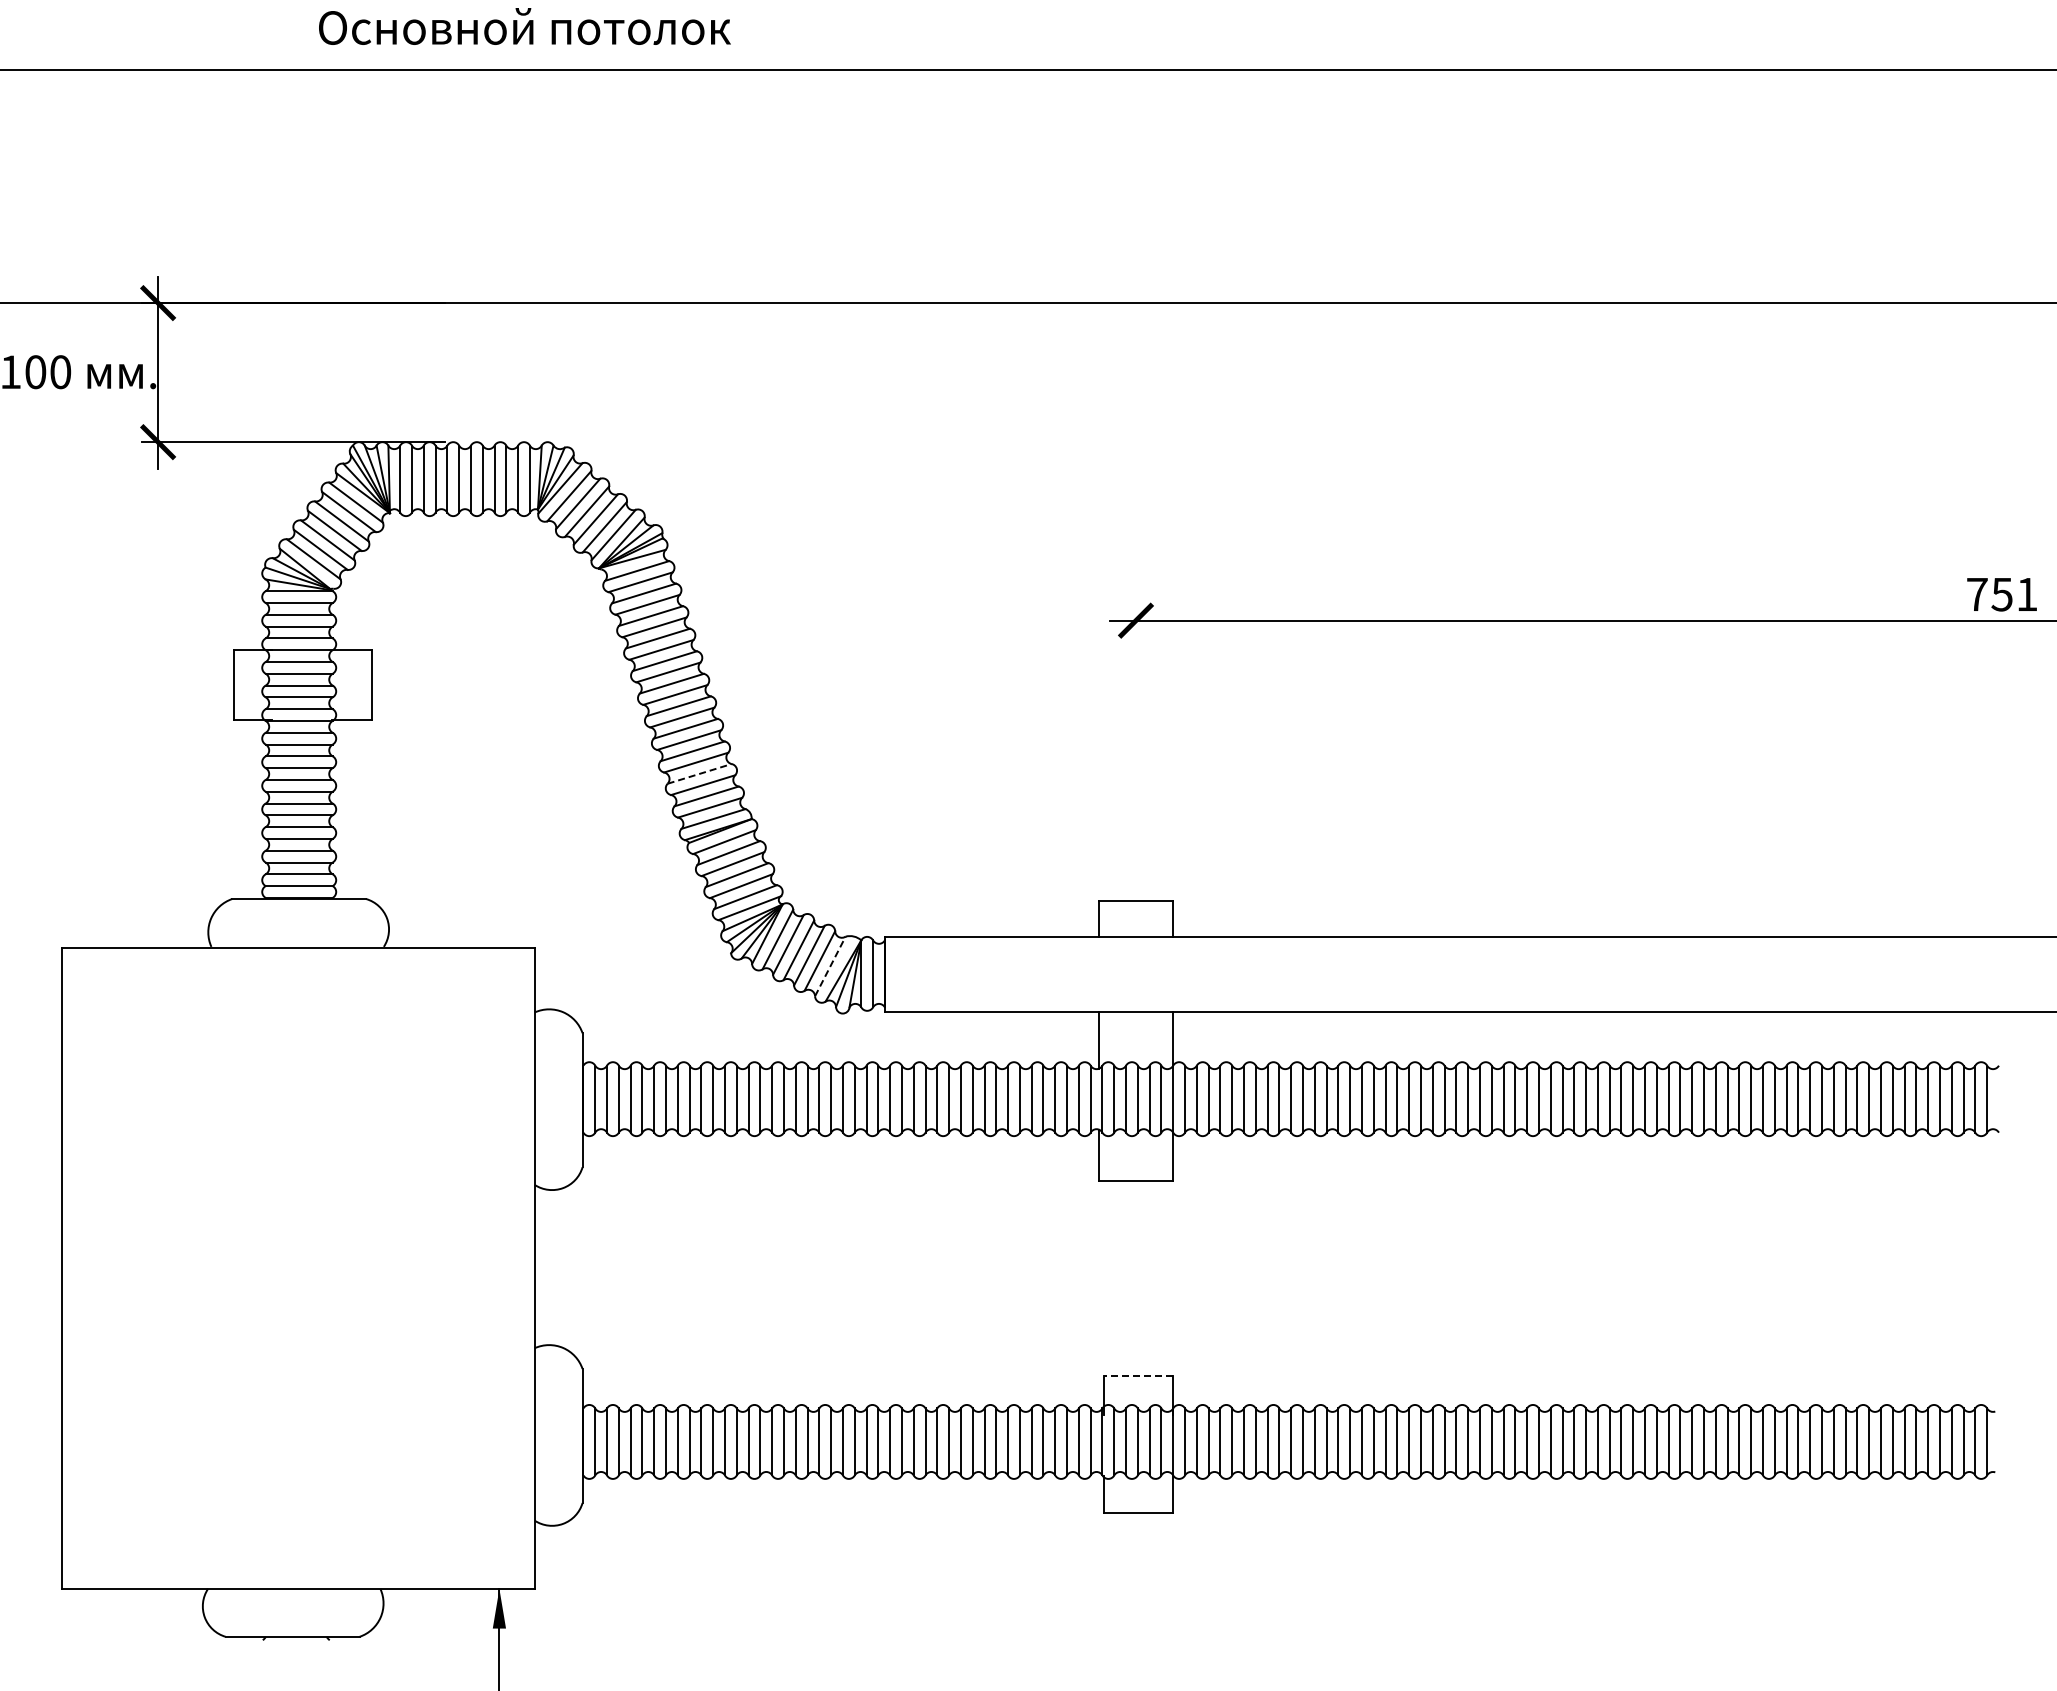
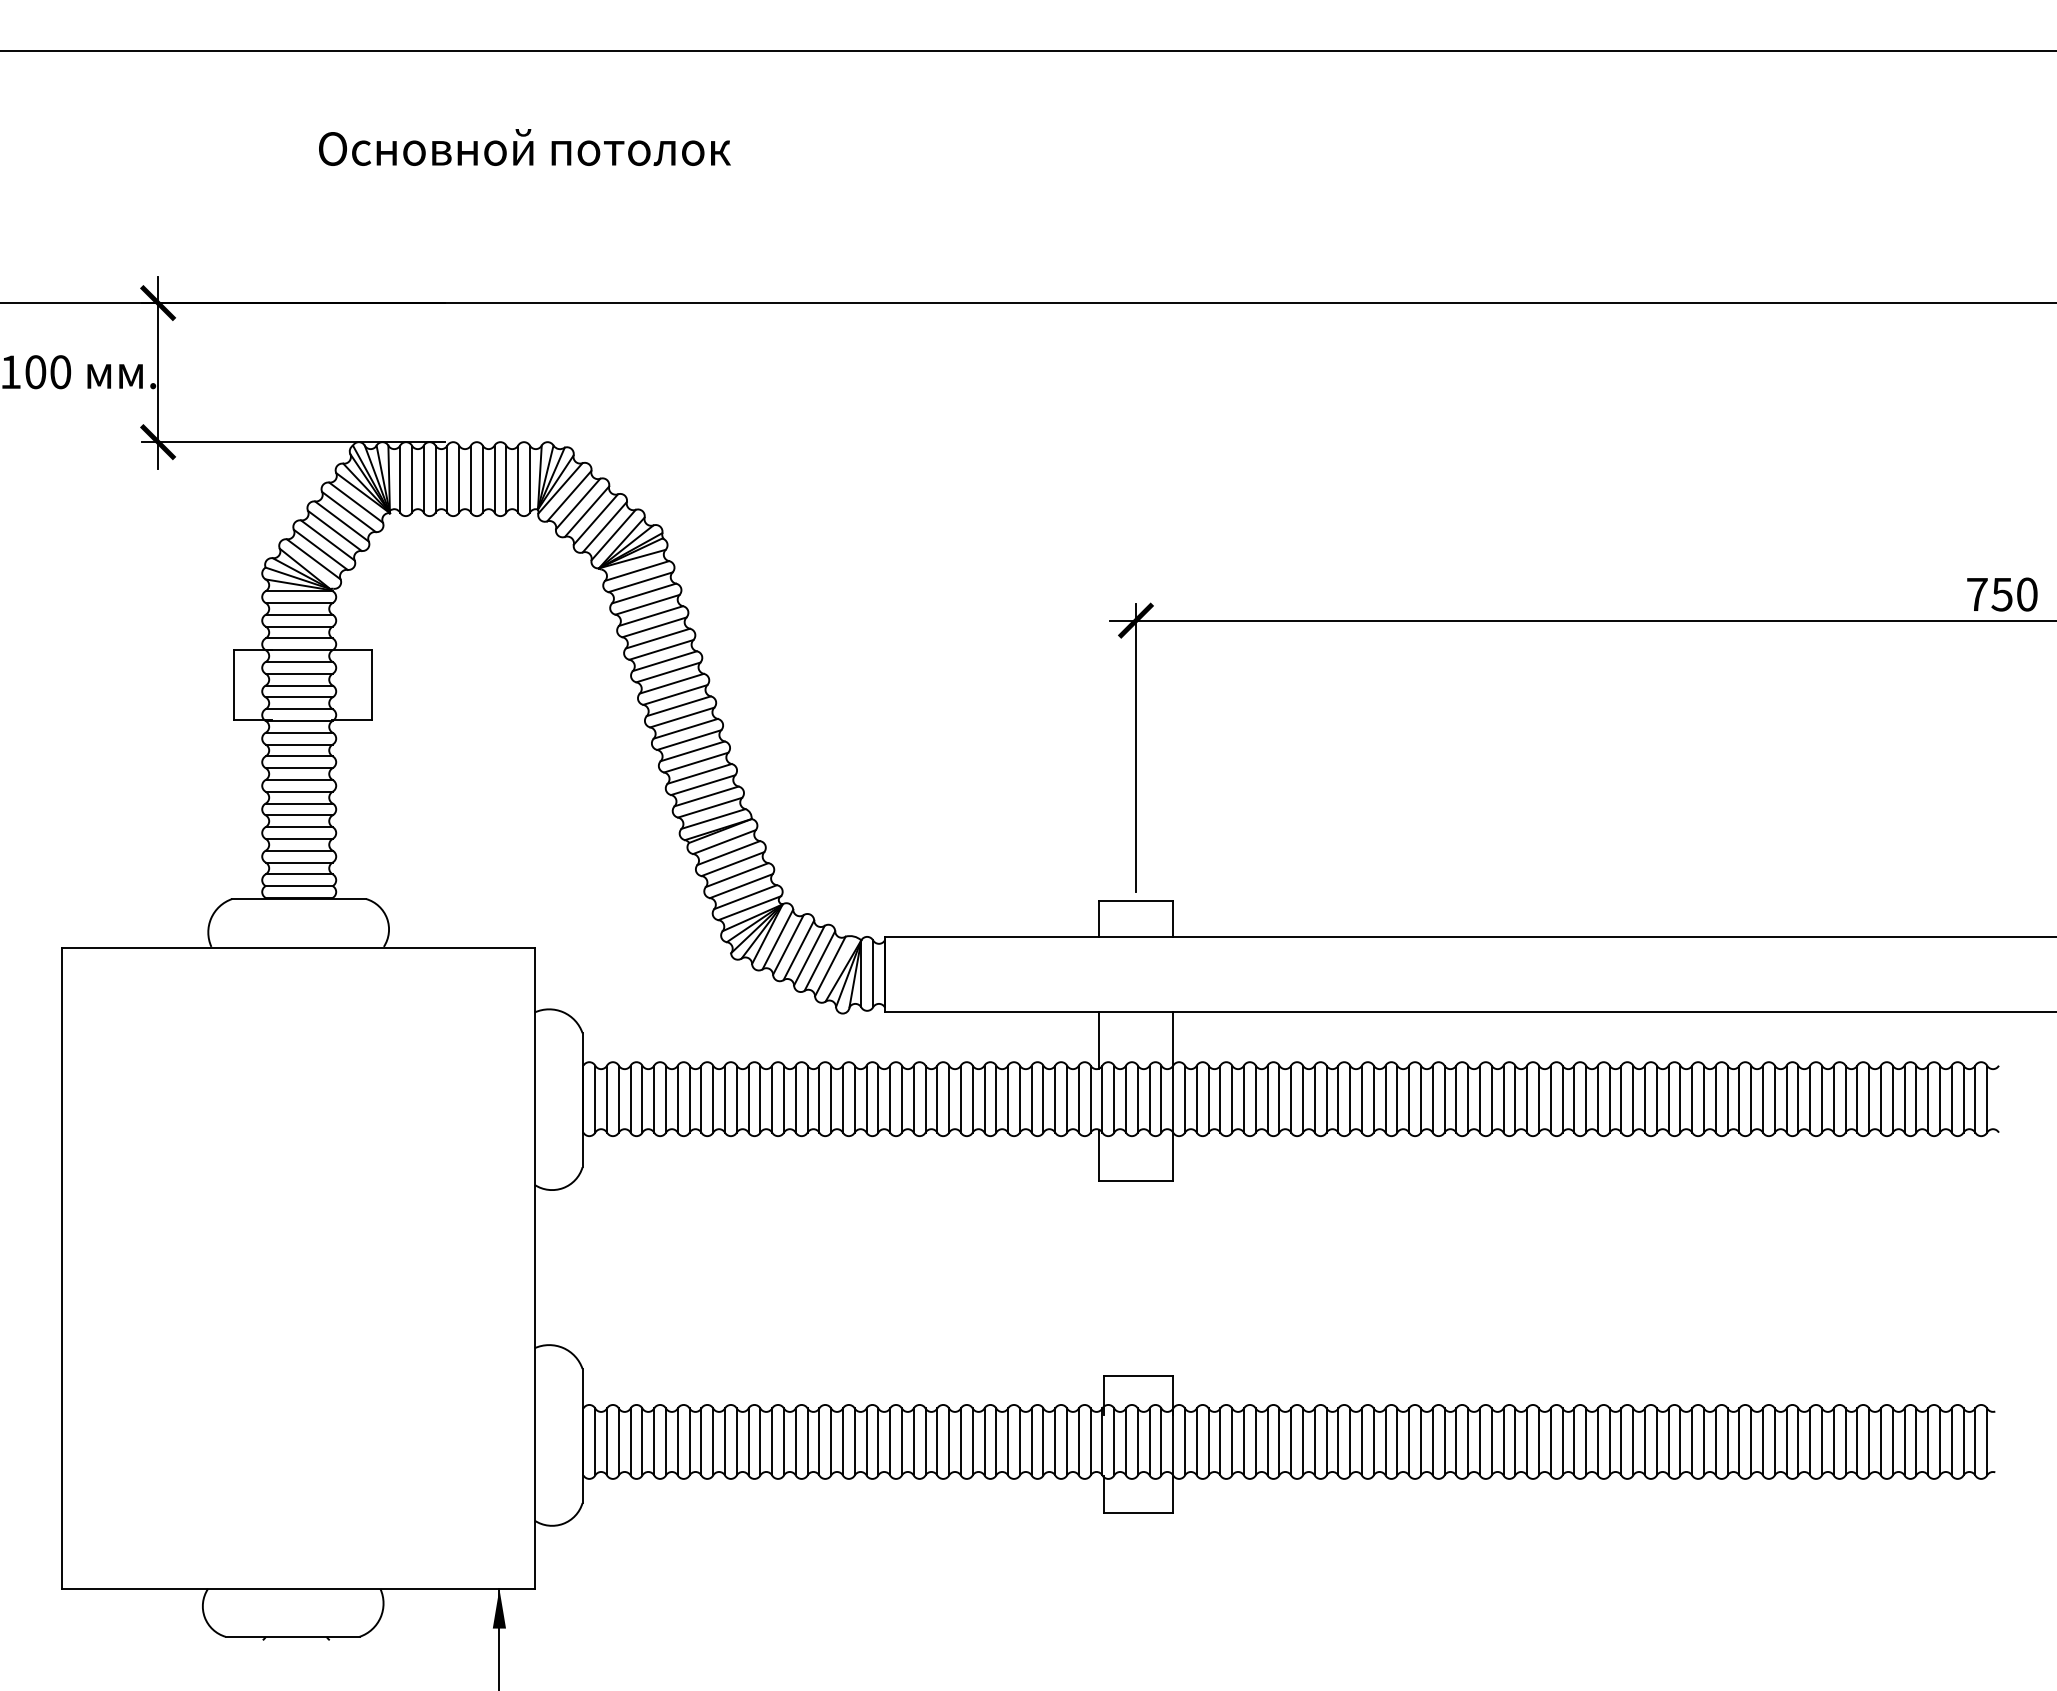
text position: (524, 26) -> (524, 147) (524, 147)
line position: (1027, 69) -> (1027, 50) (1027, 50)
text: 751 -> 750 (2027, 594)
line: none -> present (1135, 748)
line: dashed -> solid (699, 773)
line: dashed -> solid (830, 966)
line: dashed -> solid (1138, 1375)
